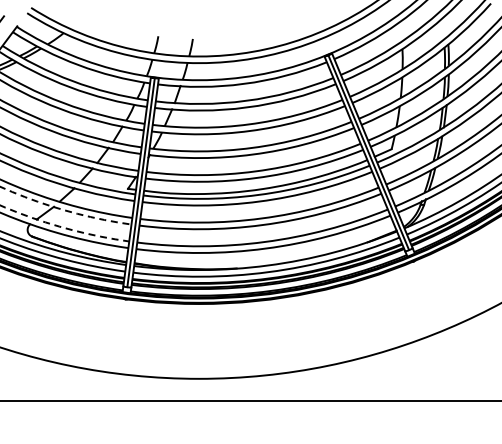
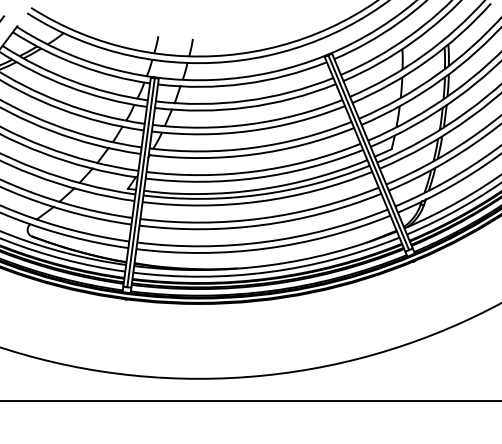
arc: dashed -> solid (64, 210)
arc: dashed -> solid (63, 227)
